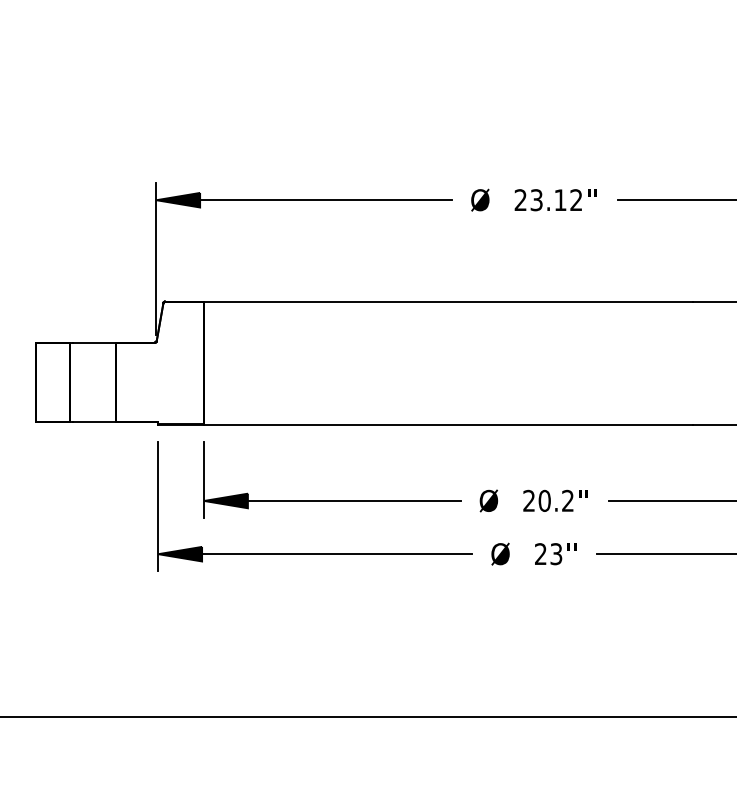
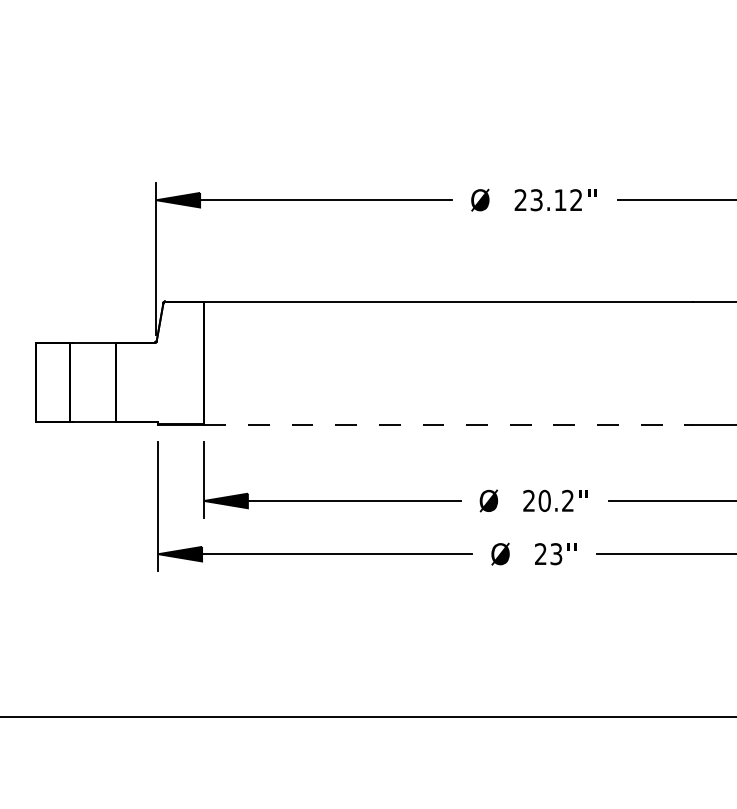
line: solid -> dashed (448, 424)
